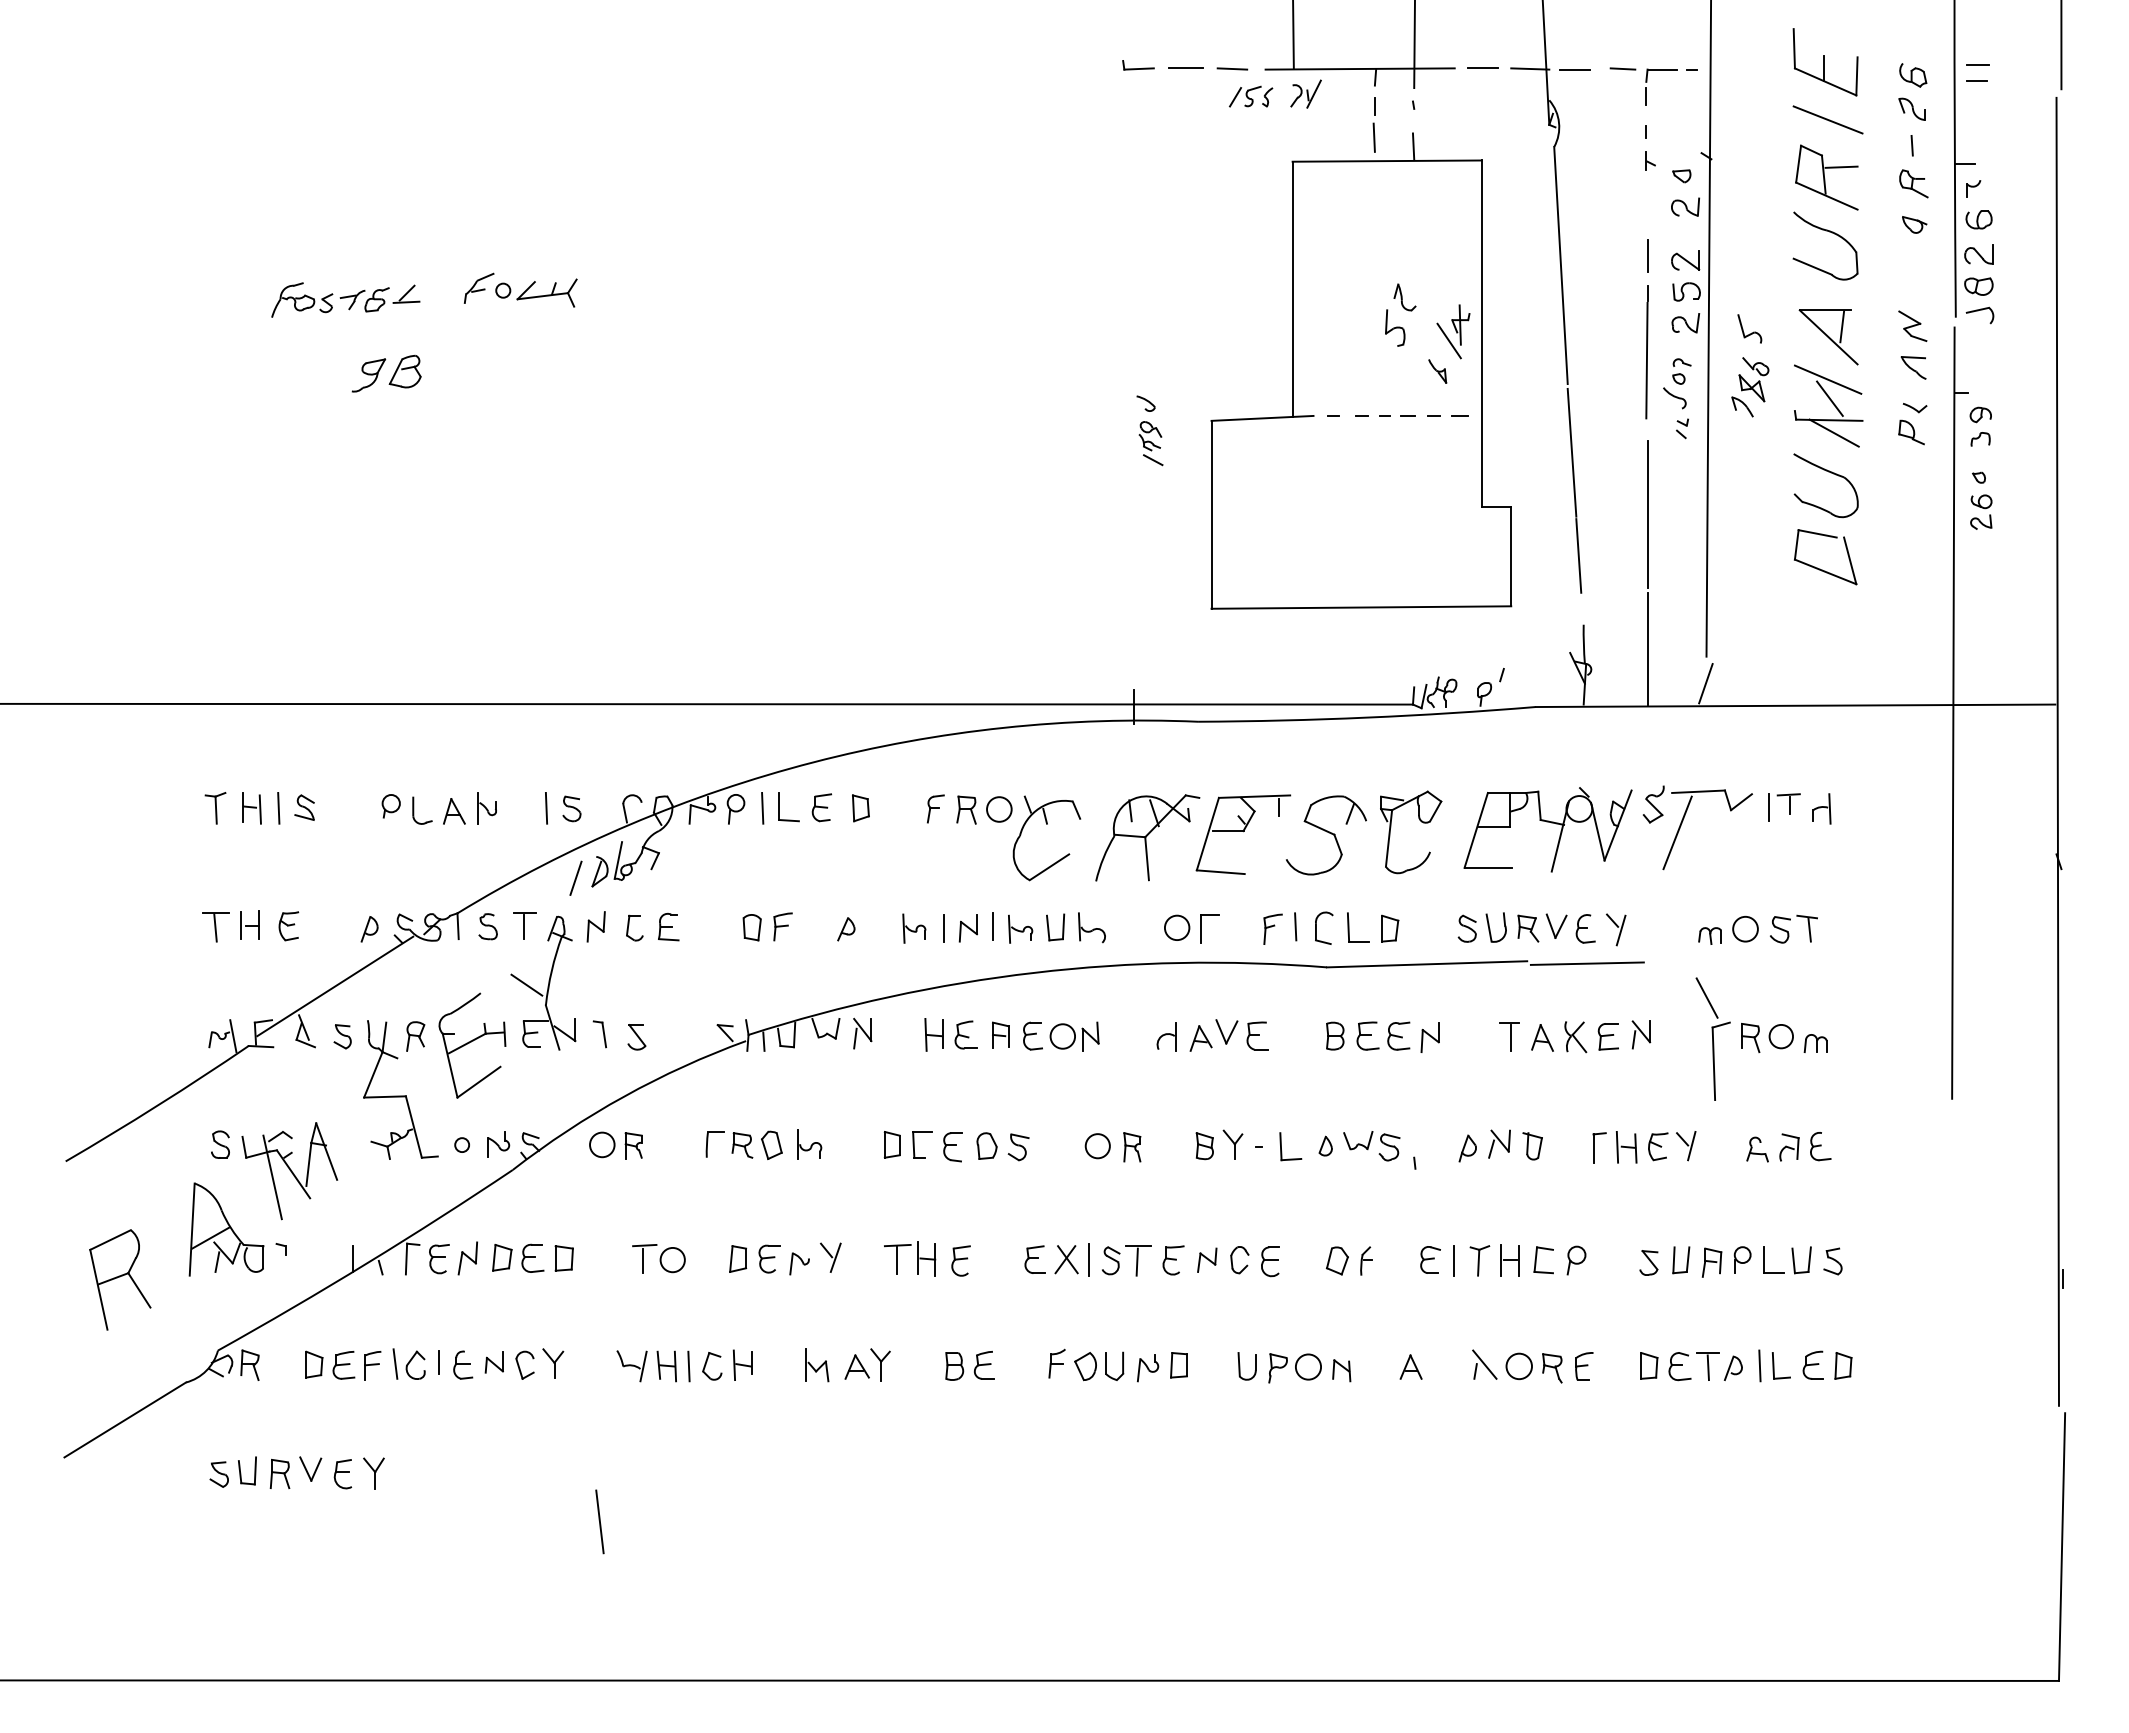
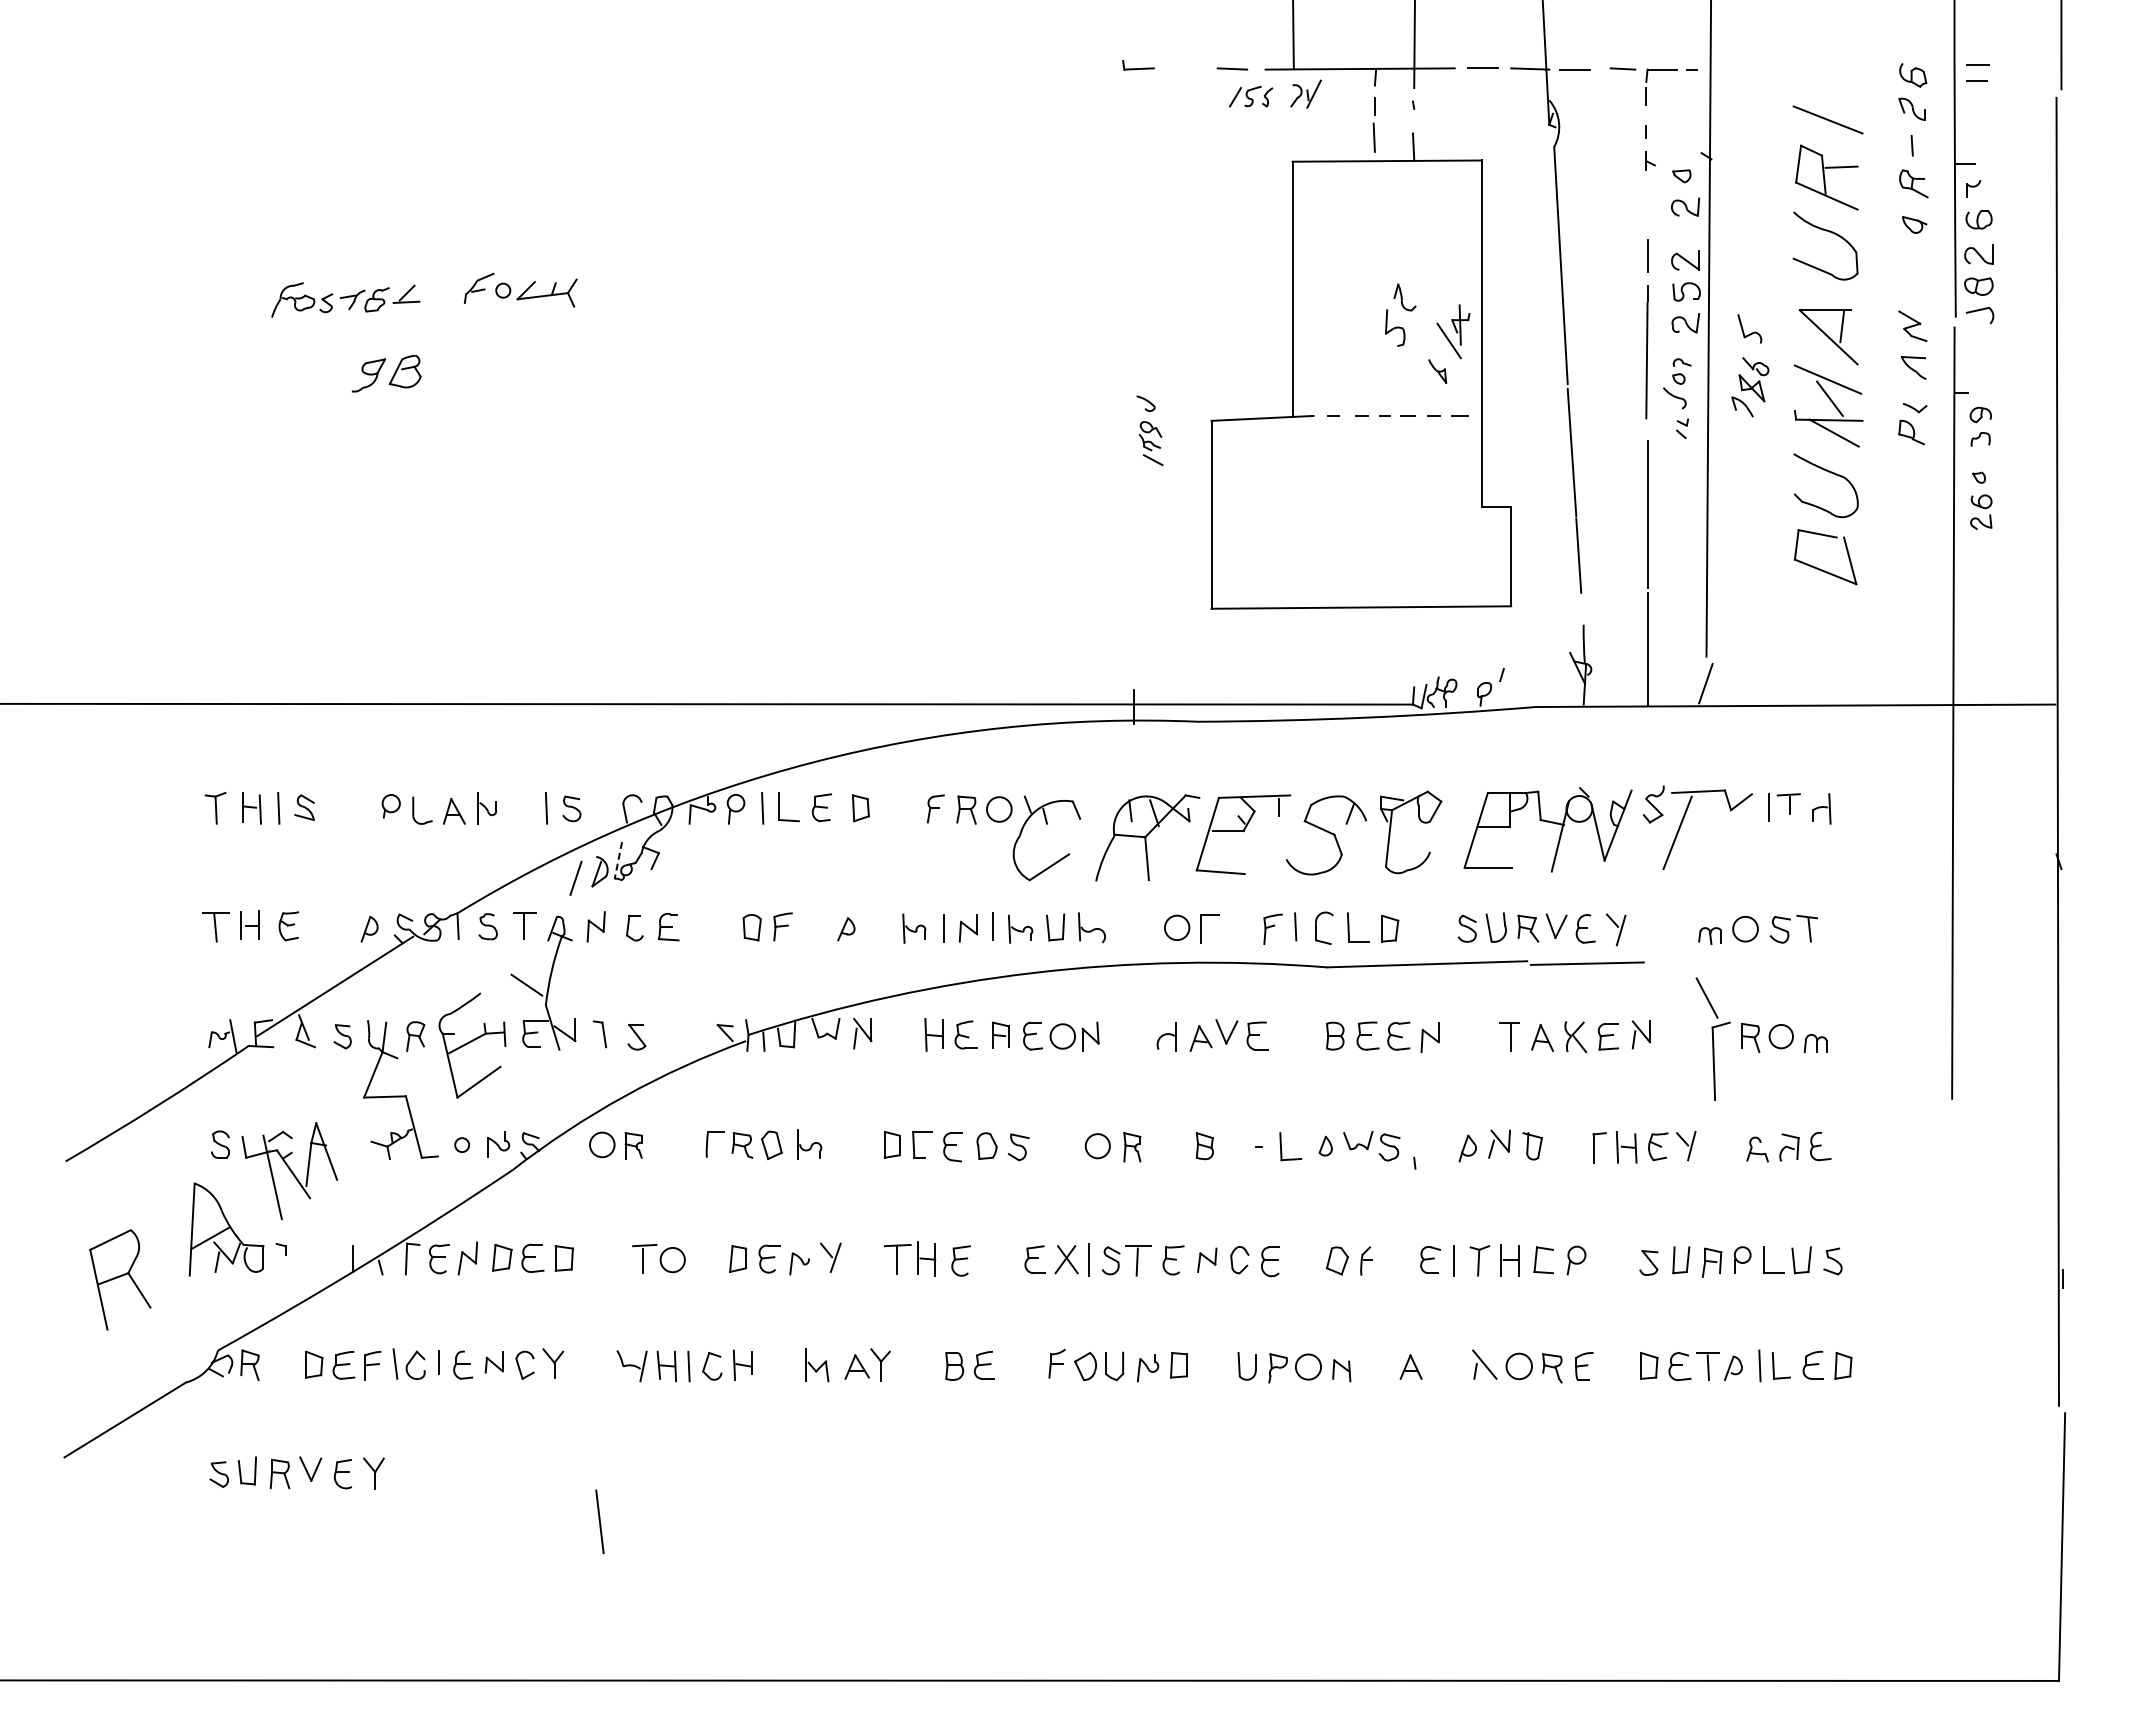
part: present -> none (1825, 62)
line: present -> none (1185, 68)
line: solid -> dashed (618, 860)
part: present -> none (1232, 1144)
